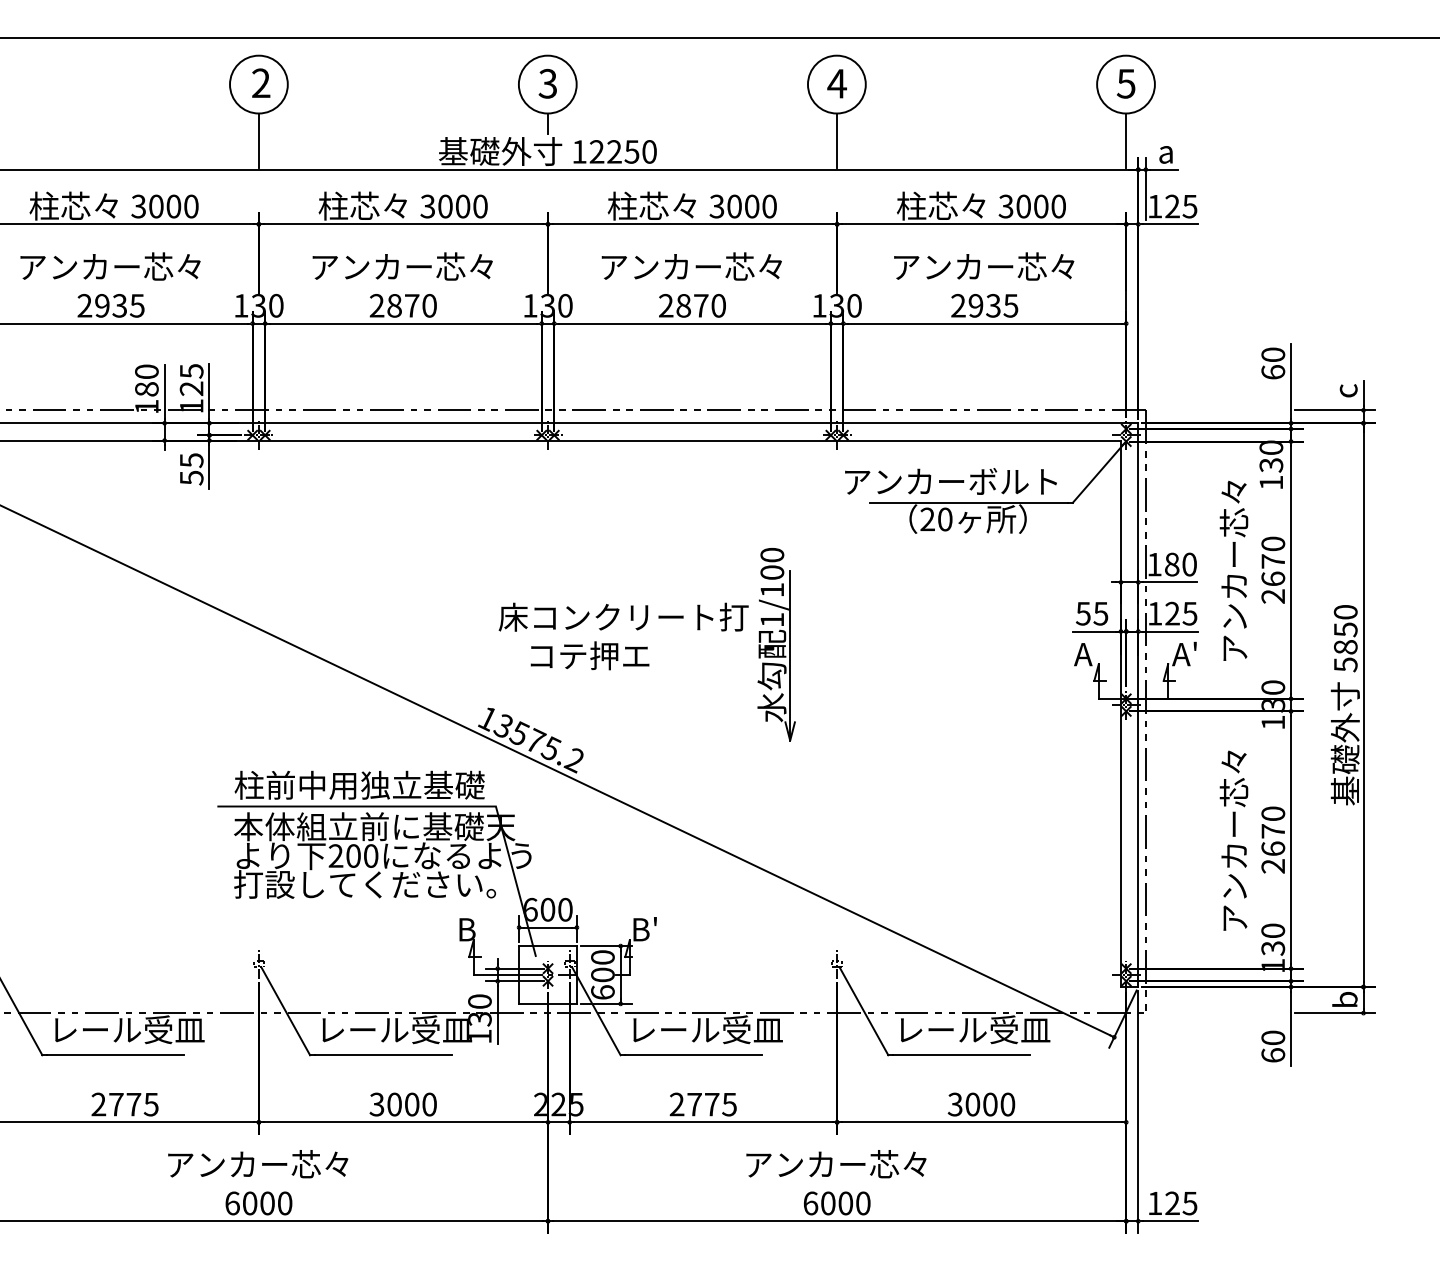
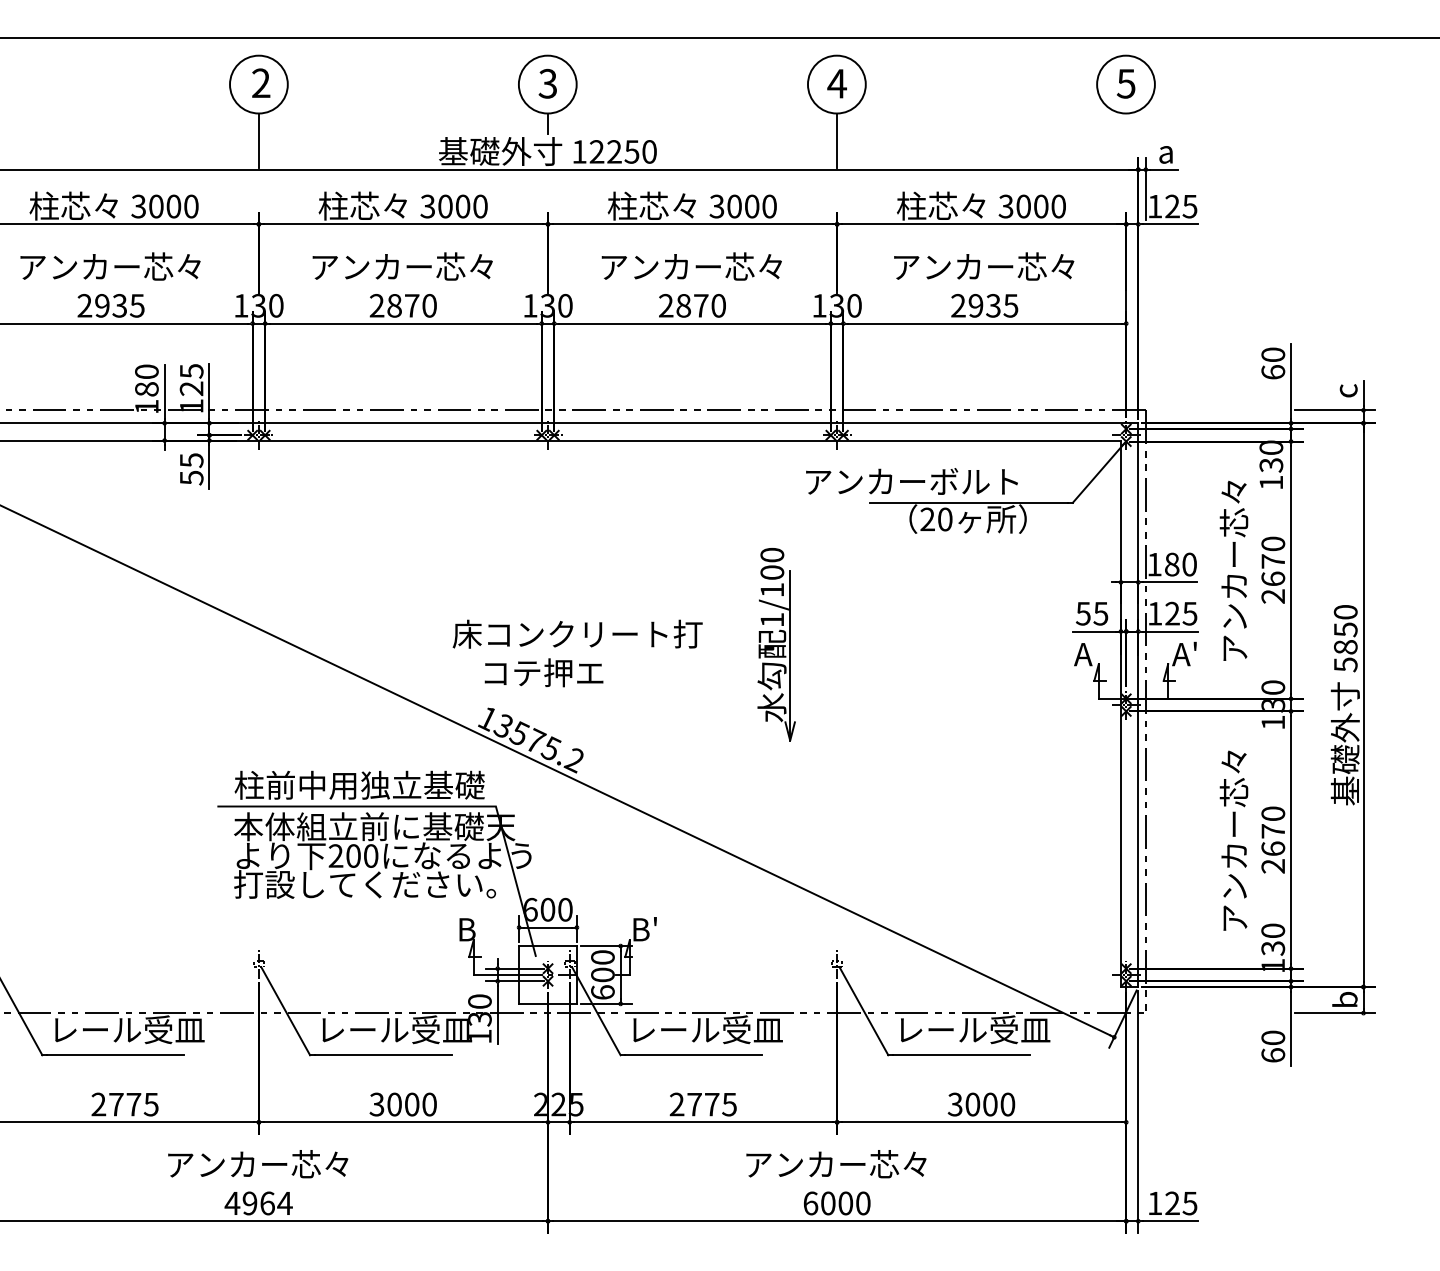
line: present -> none (1126, 140)
text position: (950, 481) -> (911, 481) (911, 481)
text position: (623, 636) -> (577, 653) (577, 653)
text: 6000 -> 4964 (258, 1203)
